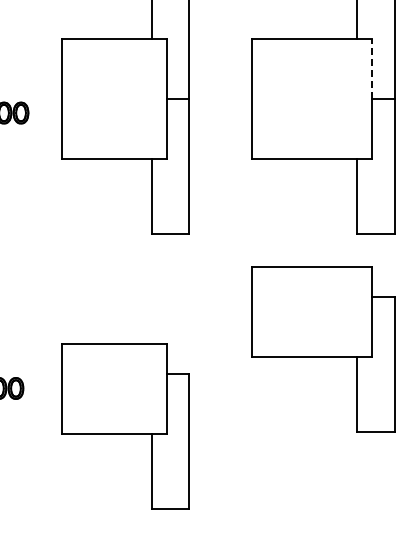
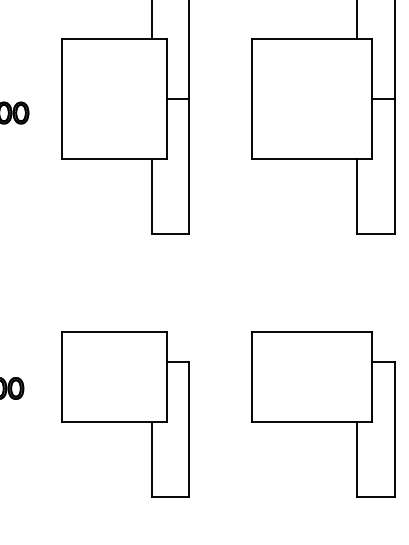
line: dashed -> solid (372, 68)
part position: (323, 349) -> (323, 414) (323, 414)
part position: (125, 426) -> (125, 414) (125, 414)
